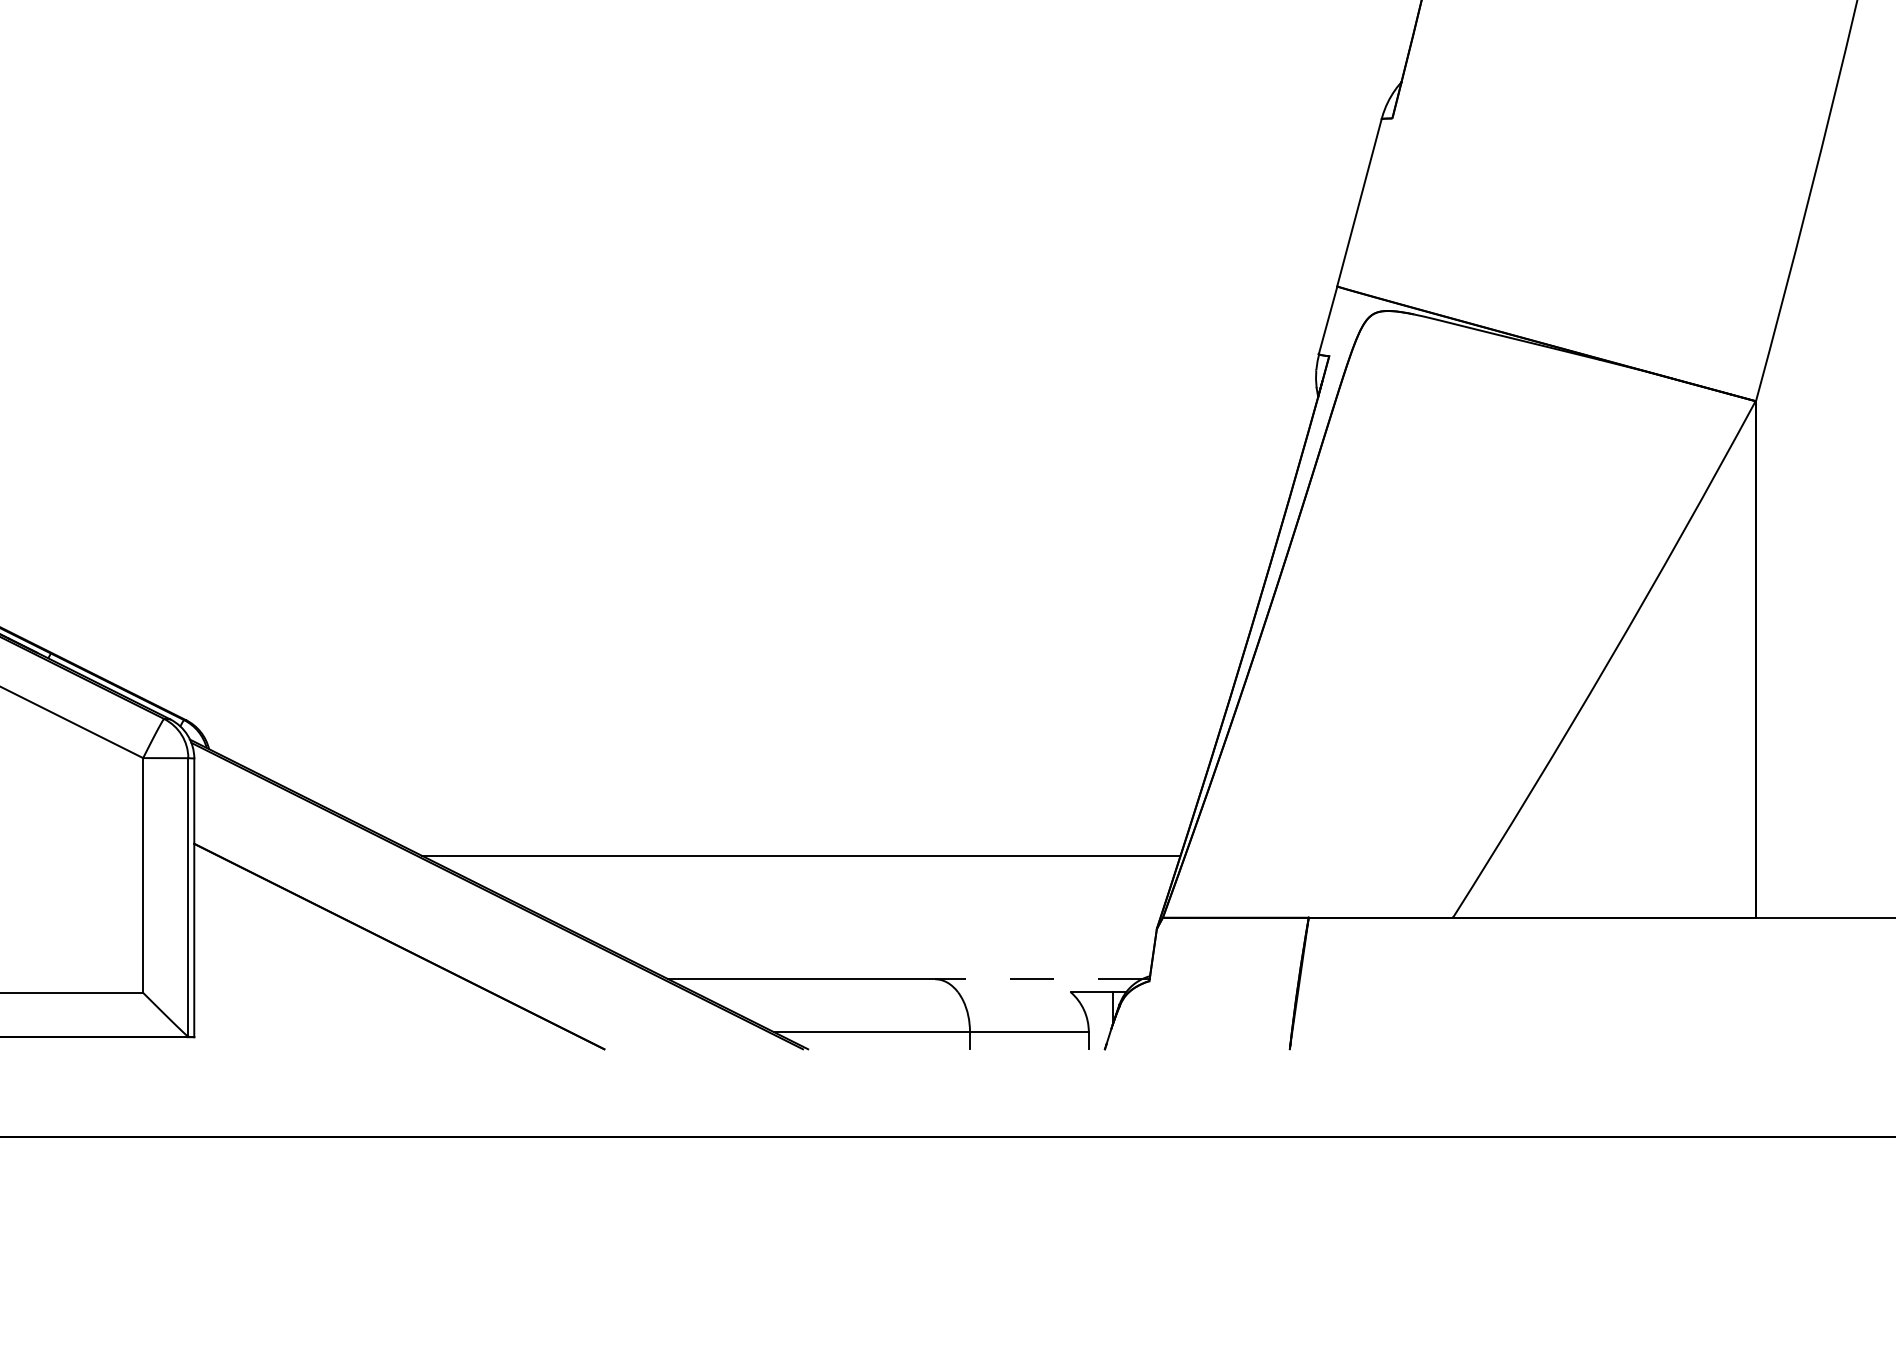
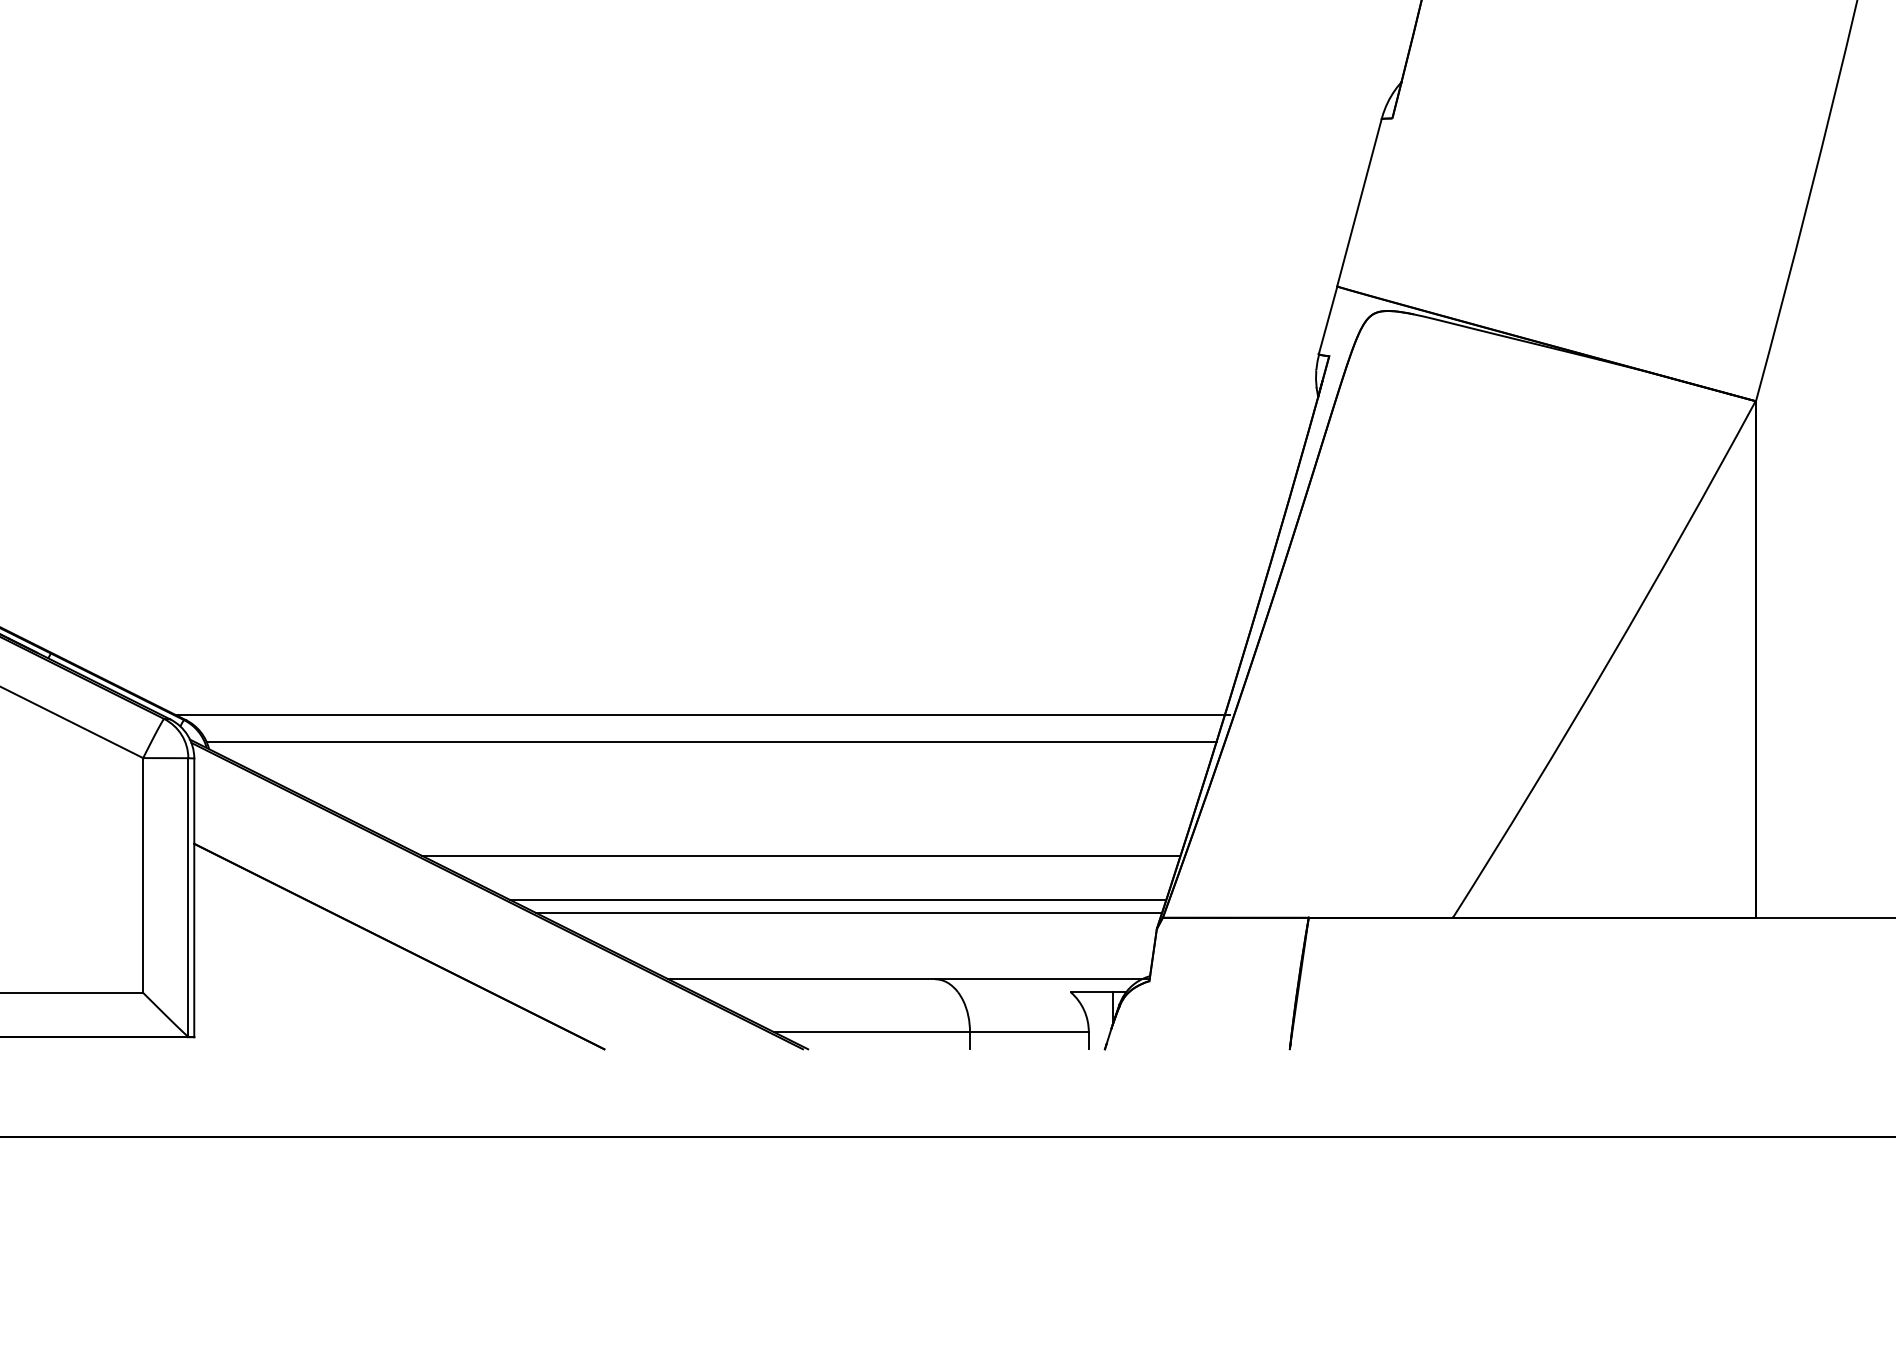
line: none -> present (702, 715)
line: none -> present (711, 741)
line: none -> present (838, 899)
line: none -> present (848, 912)
line: dashed -> solid (1037, 979)
